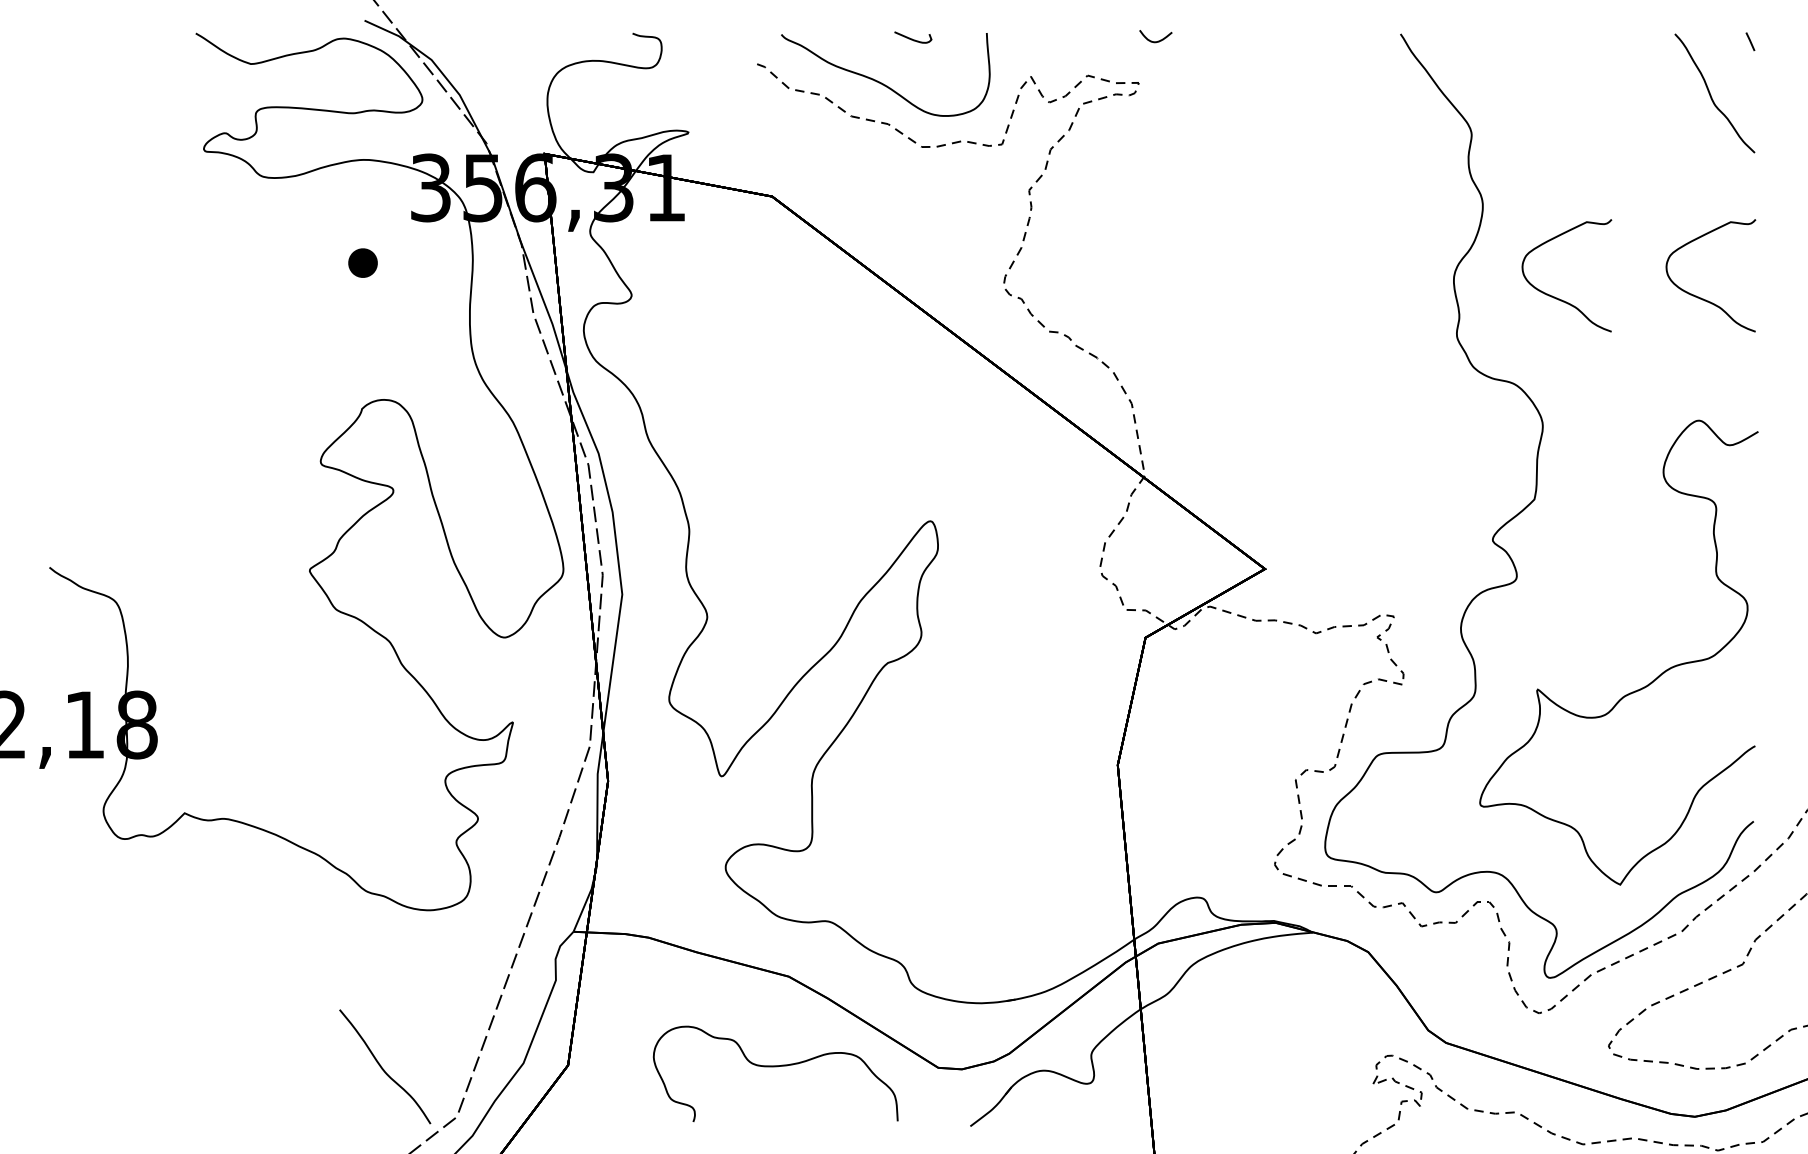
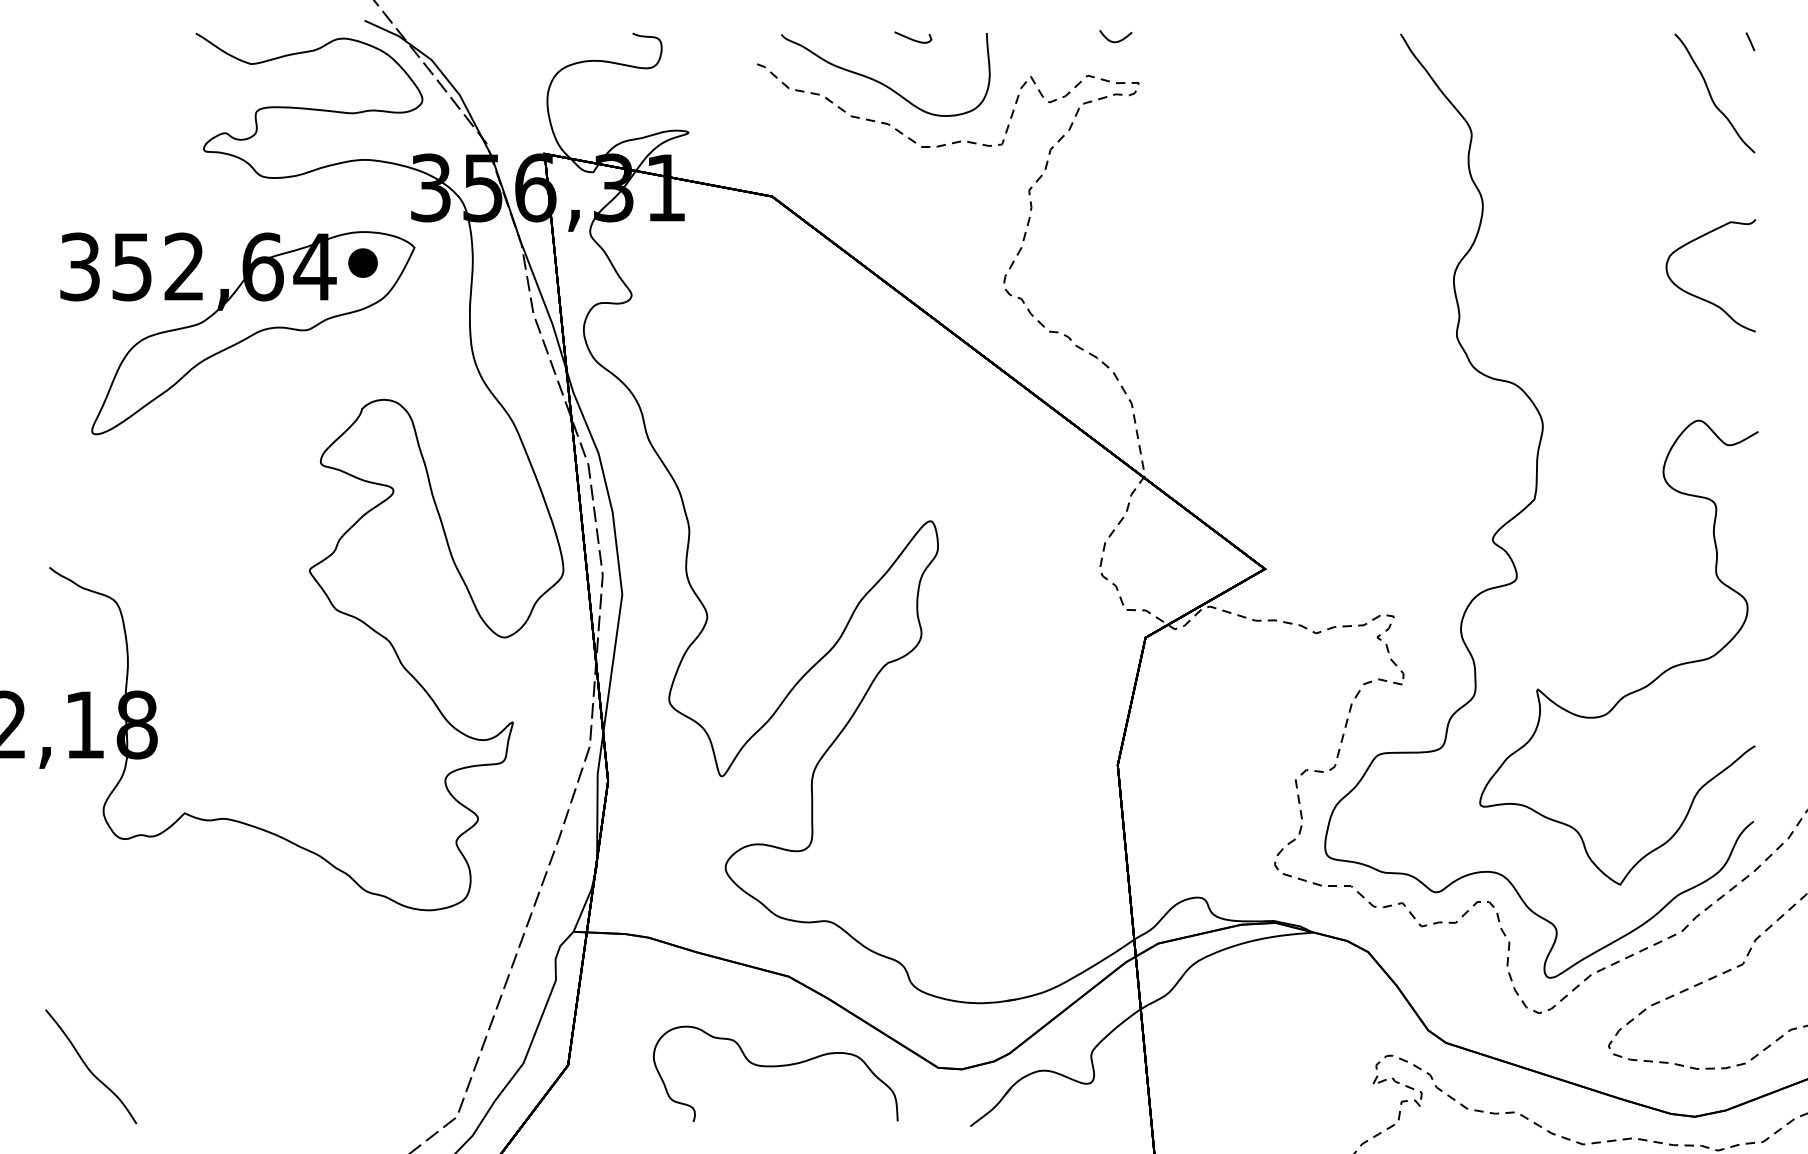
curve position: (1158, 40) -> (1118, 40) (1118, 40)
curve: present -> none (1557, 297)
part: none -> present (237, 333)
curve position: (383, 1068) -> (89, 1068) (89, 1068)
